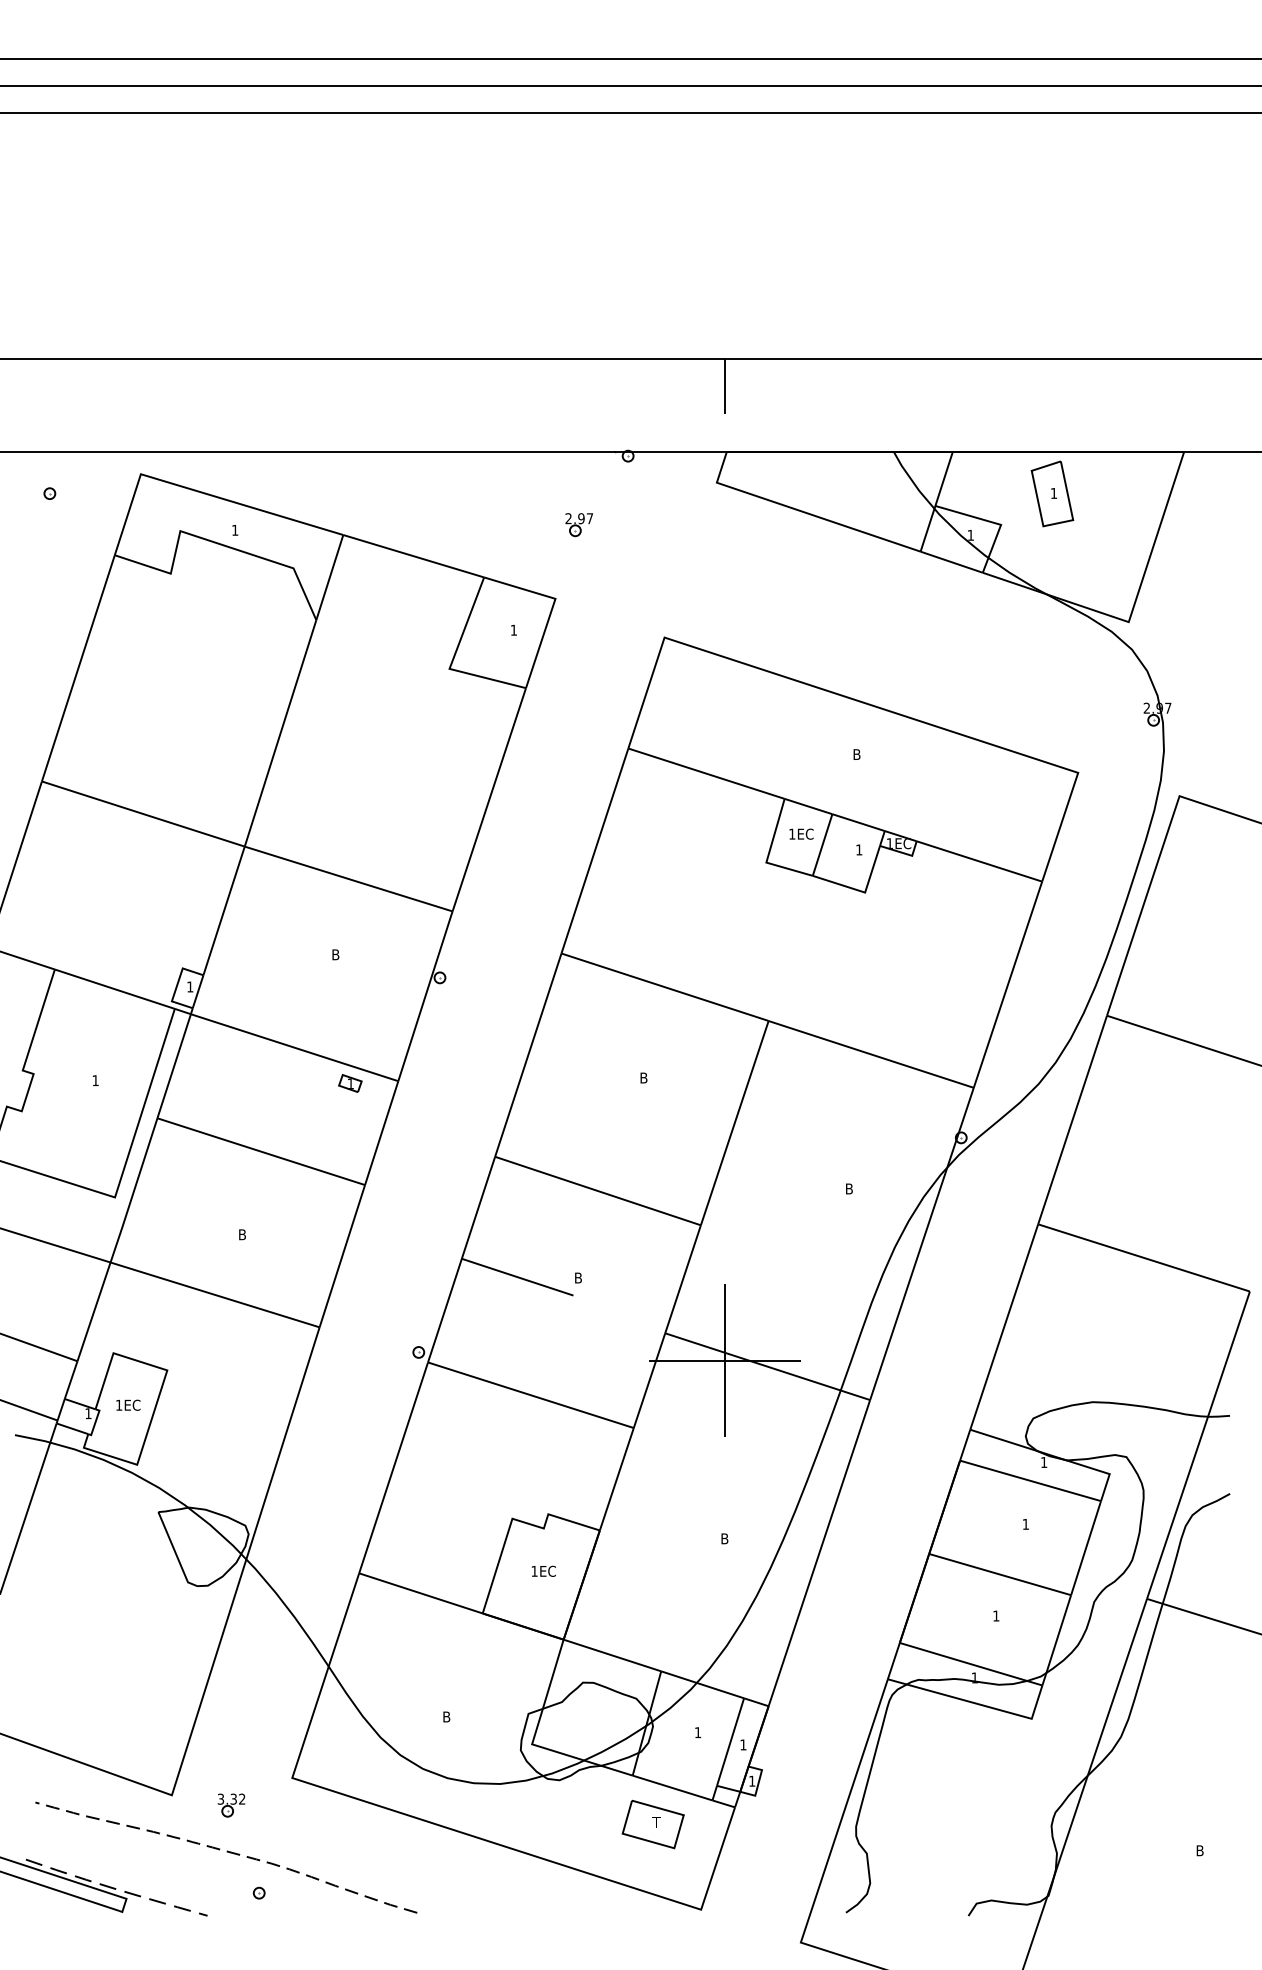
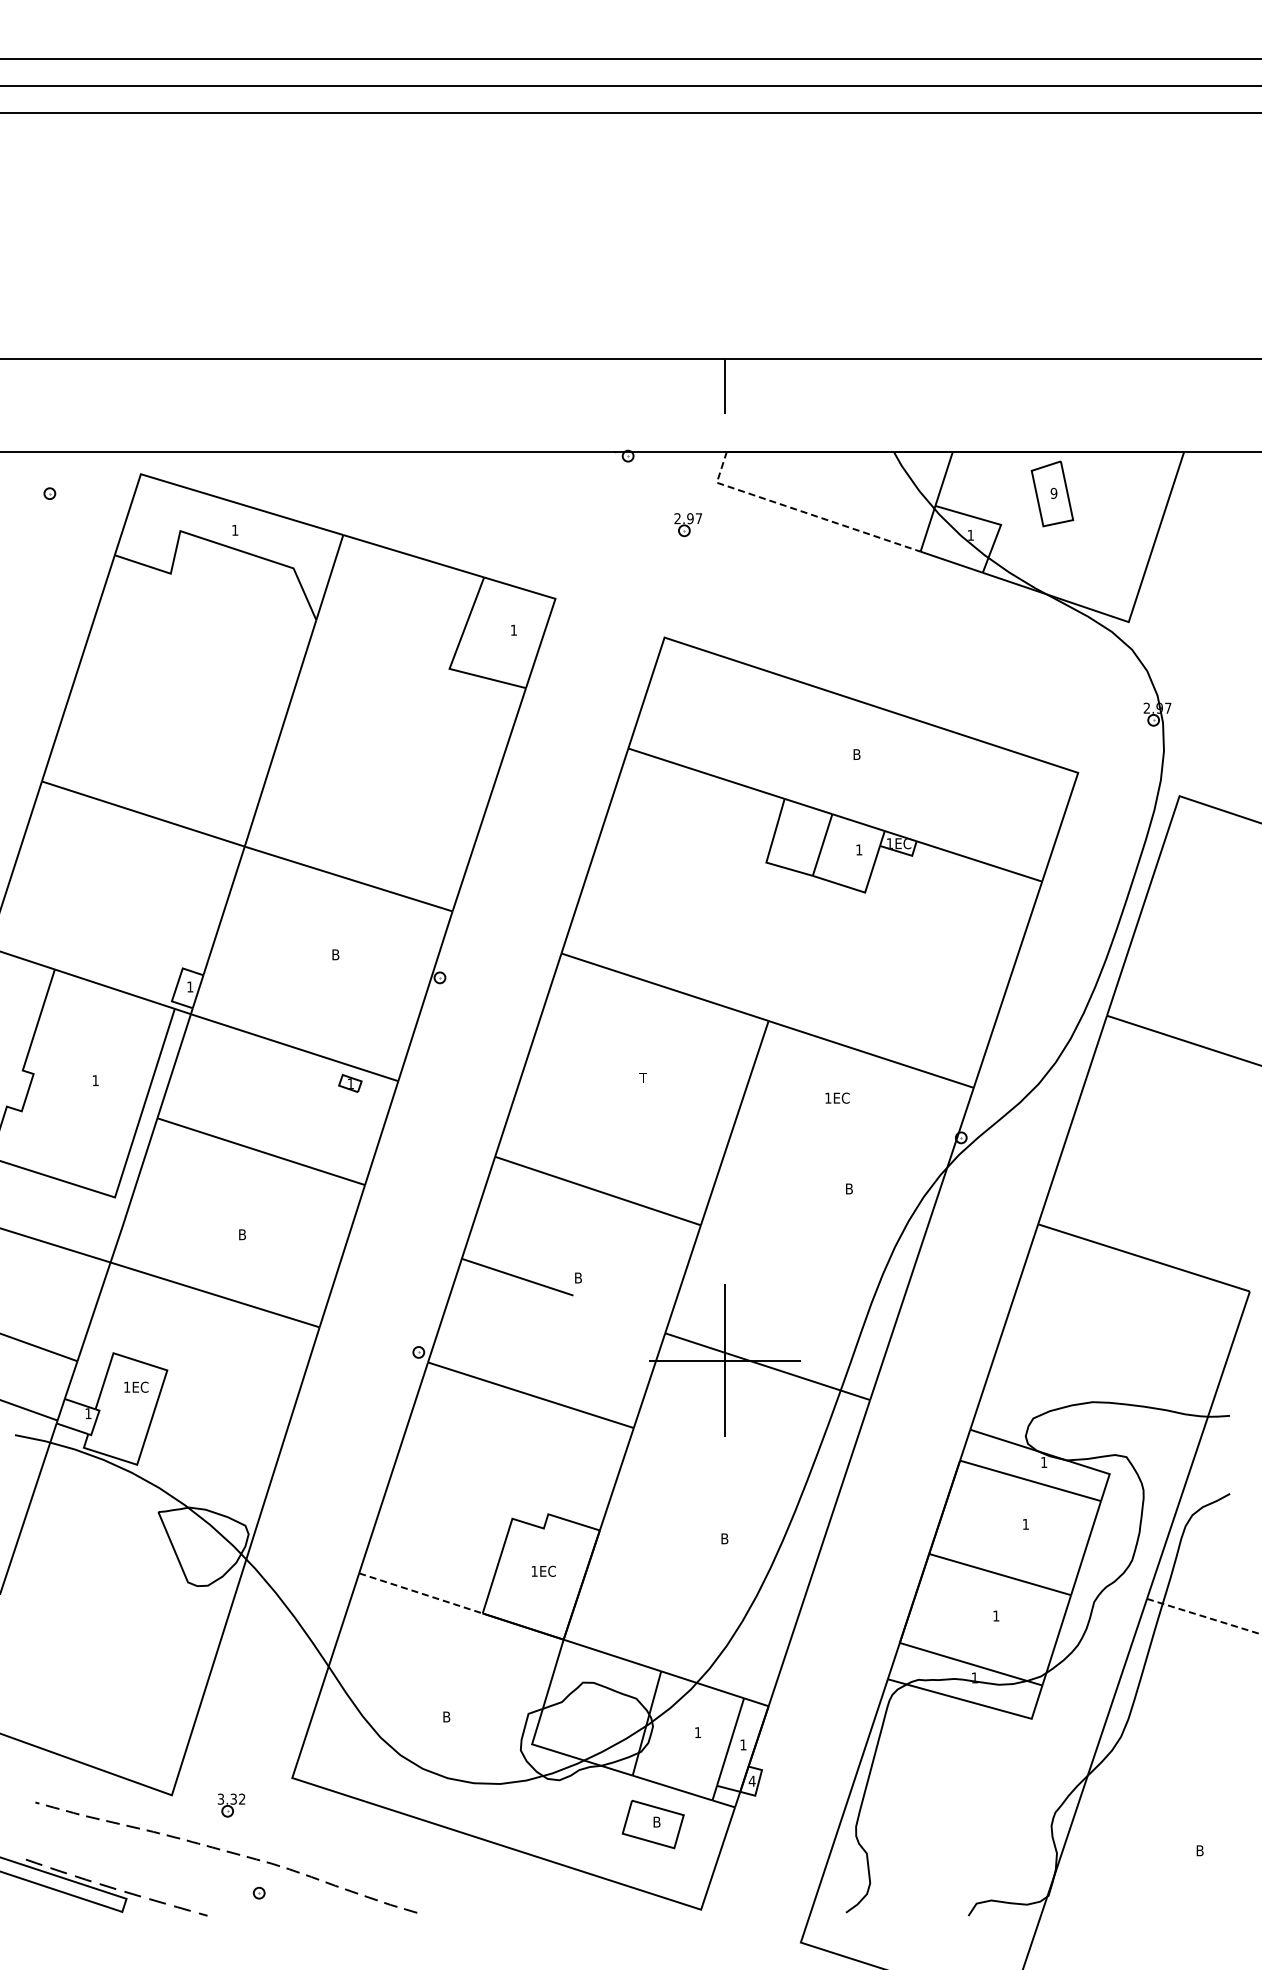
text: 1 -> 9 (1053, 492)
line: solid -> dashed (802, 511)
part position: (578, 525) -> (687, 525) (687, 525)
text position: (801, 833) -> (837, 1097) (837, 1097)
text: B -> T (643, 1077)
text position: (128, 1404) -> (136, 1386) (136, 1386)
line: solid -> dashed (420, 1593)
line: solid -> dashed (1203, 1616)
text: 1 -> 4 (751, 1780)
text: T -> B (656, 1821)
